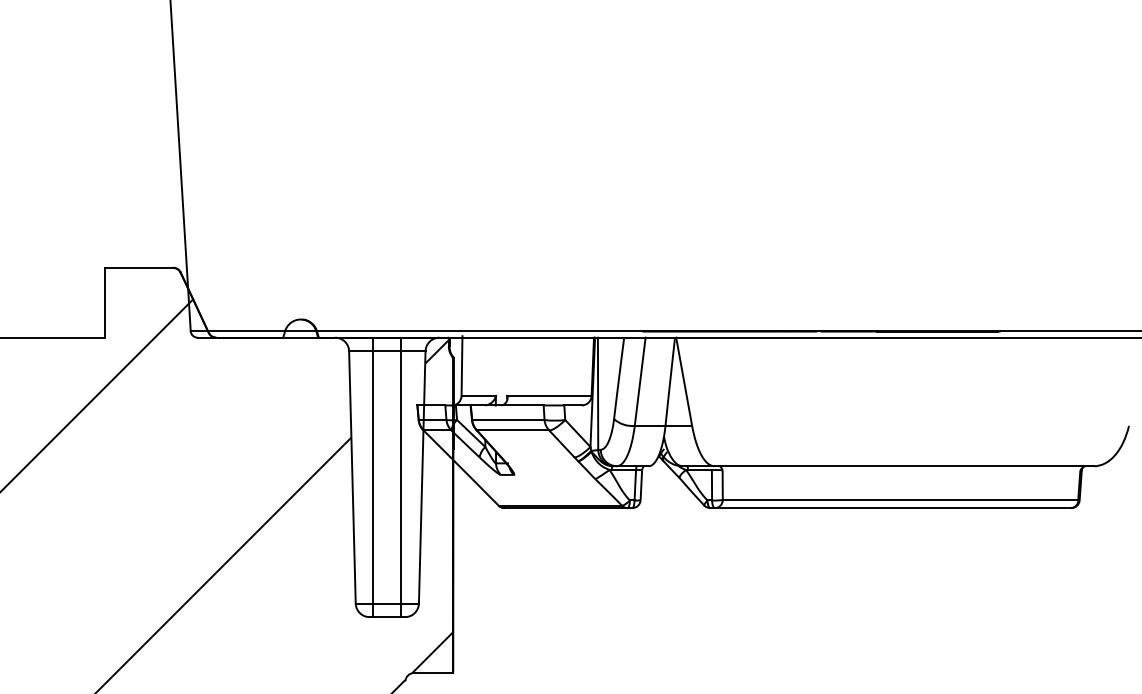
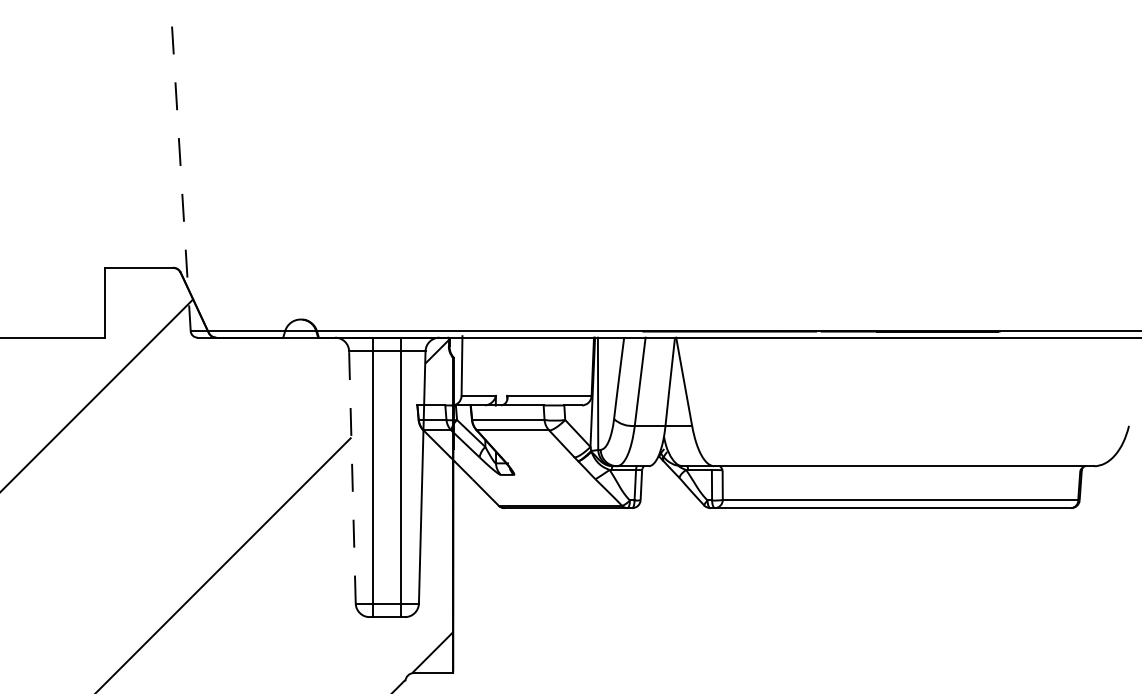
line: solid -> dashed (180, 166)
line: solid -> dashed (352, 476)
